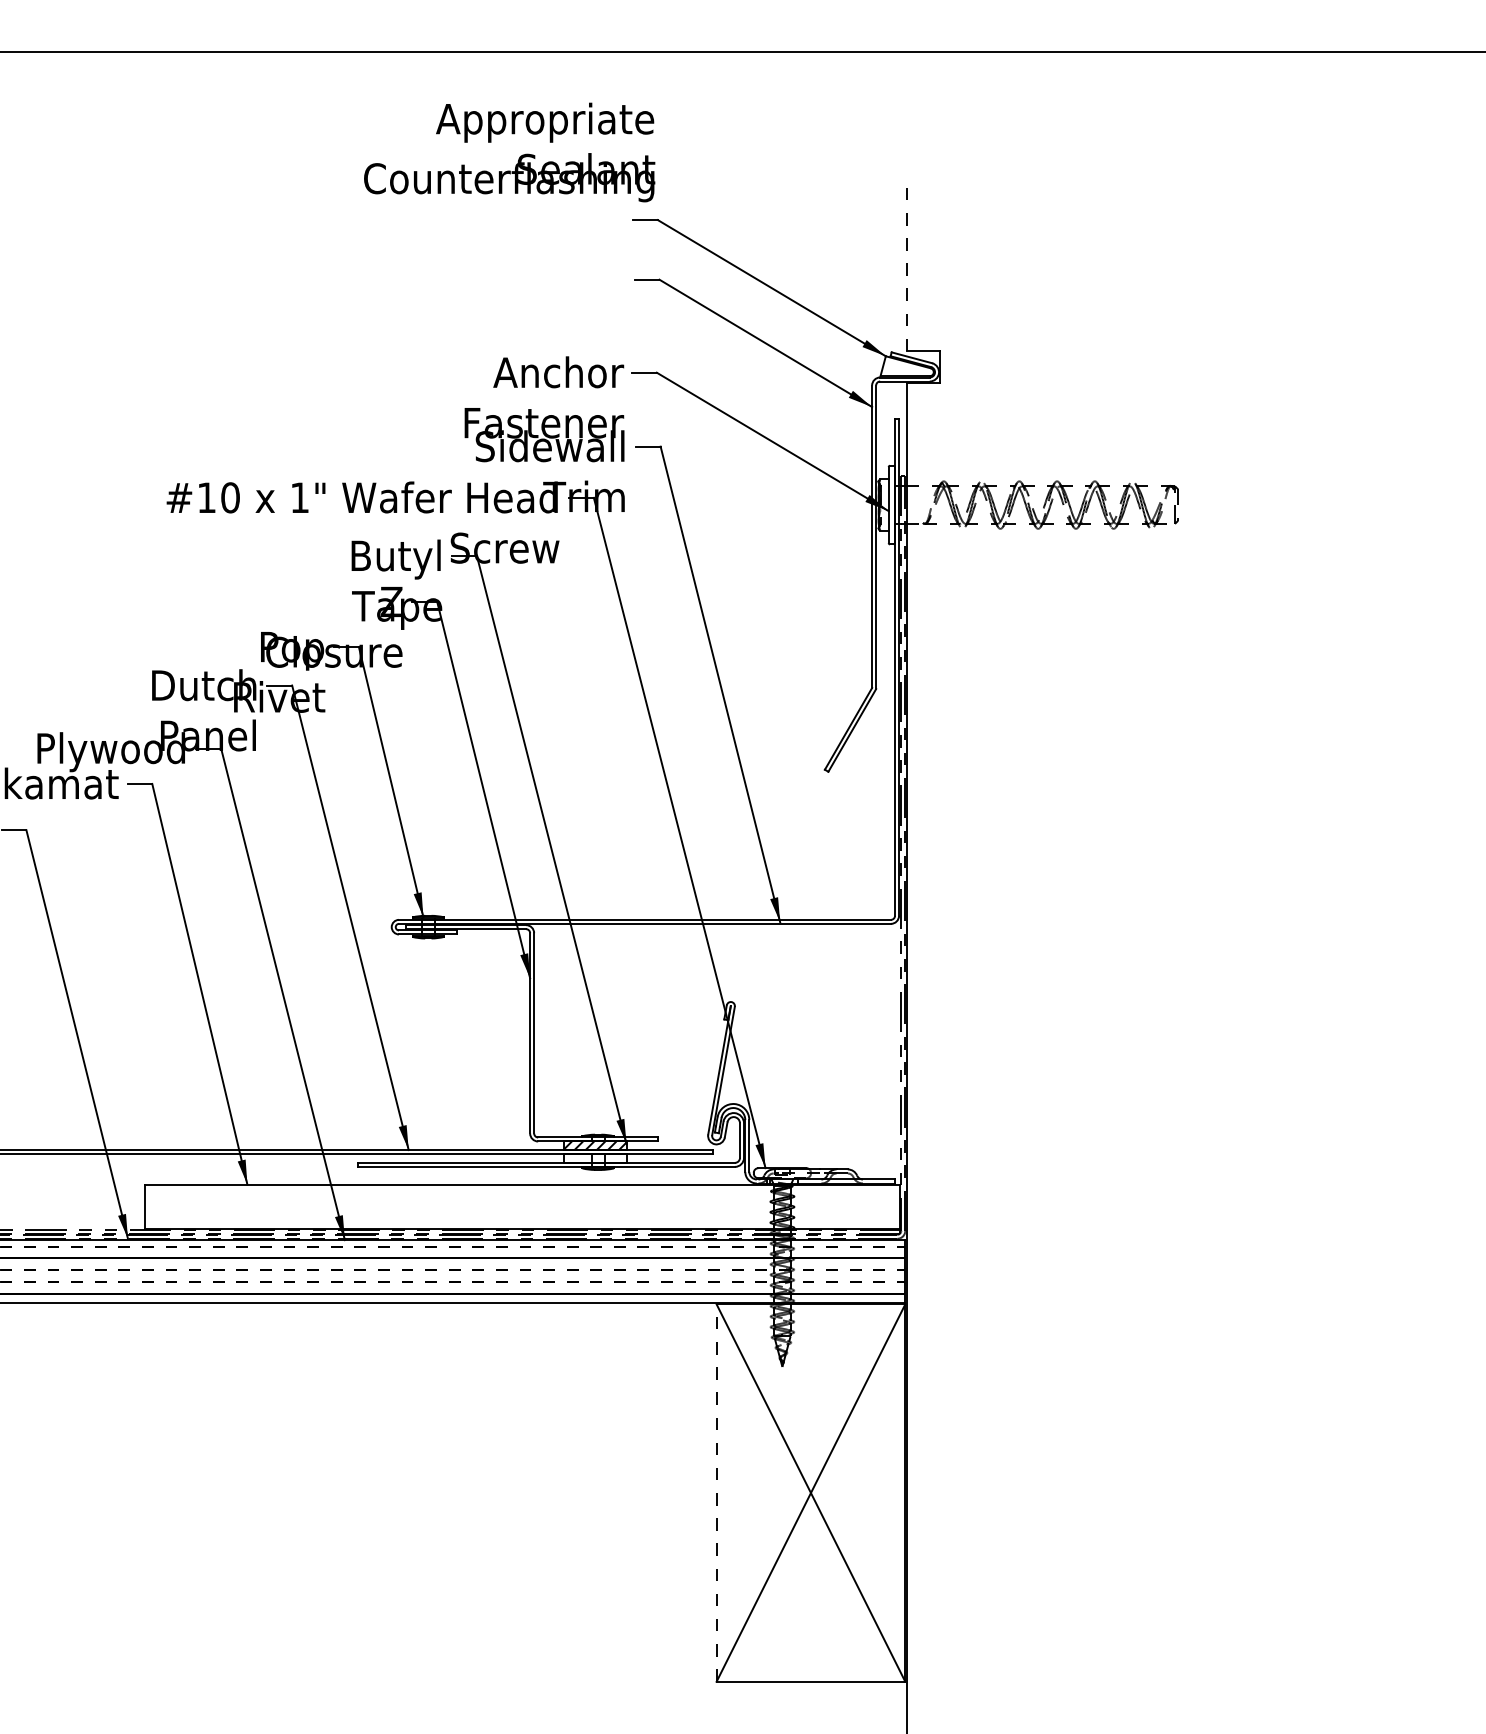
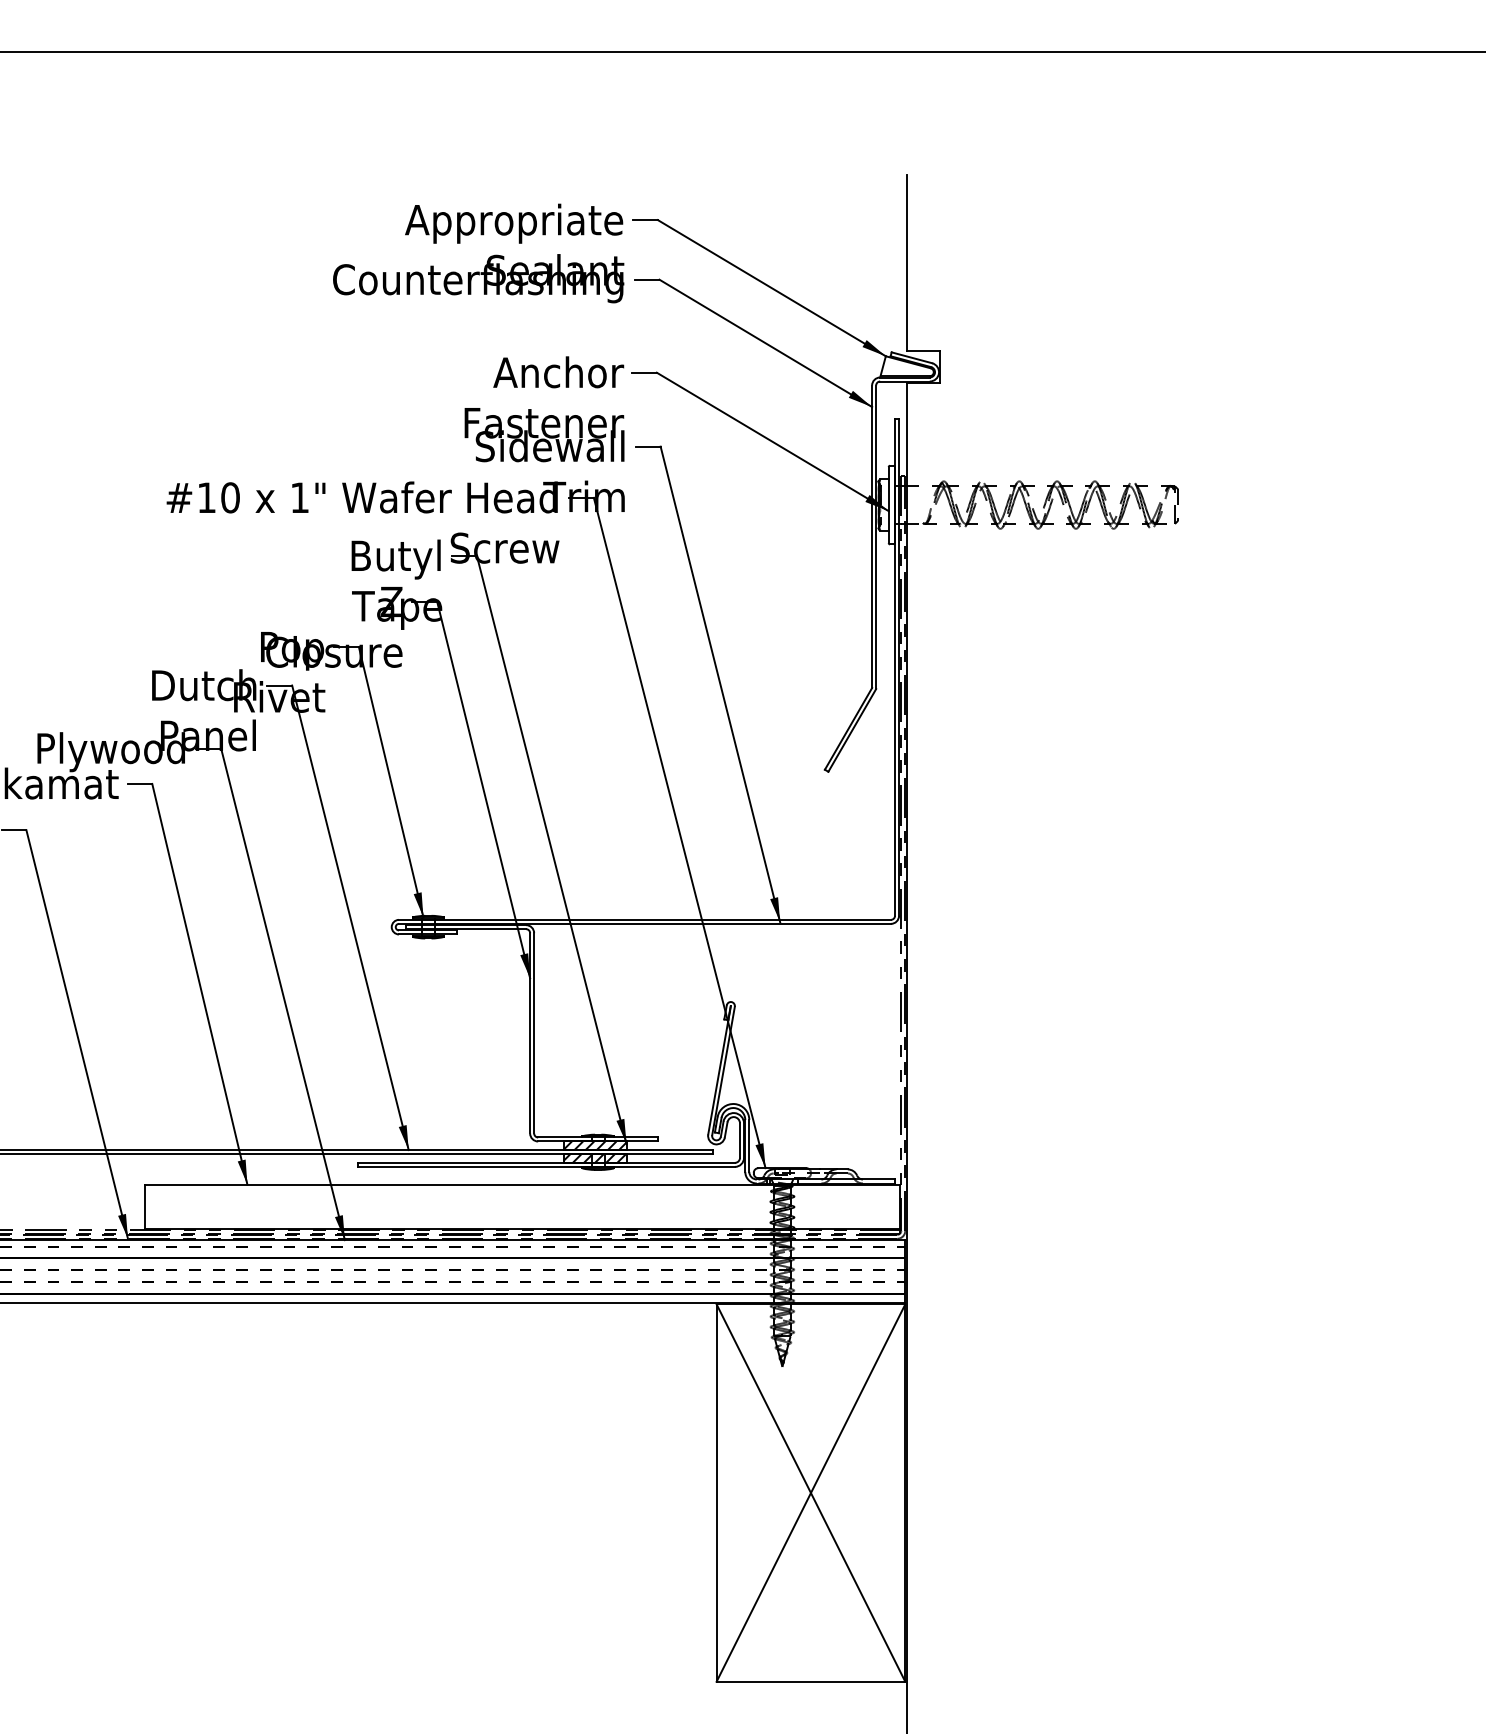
text position: (509, 152) -> (478, 253) (478, 253)
line: dashed -> solid (906, 262)
hatch: none -> present (594, 1158)
line: dashed -> solid (716, 1493)
